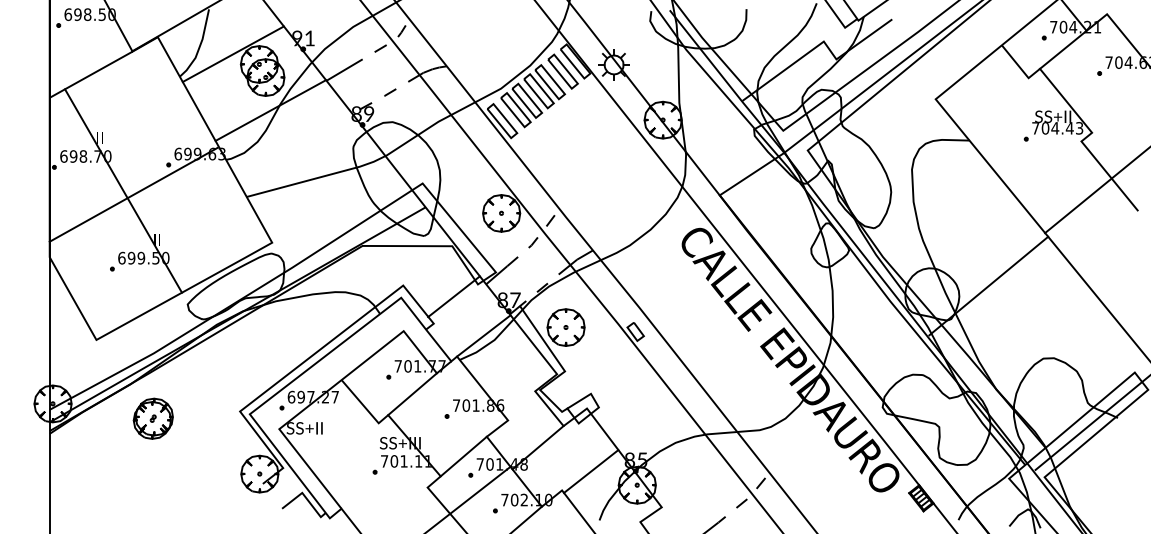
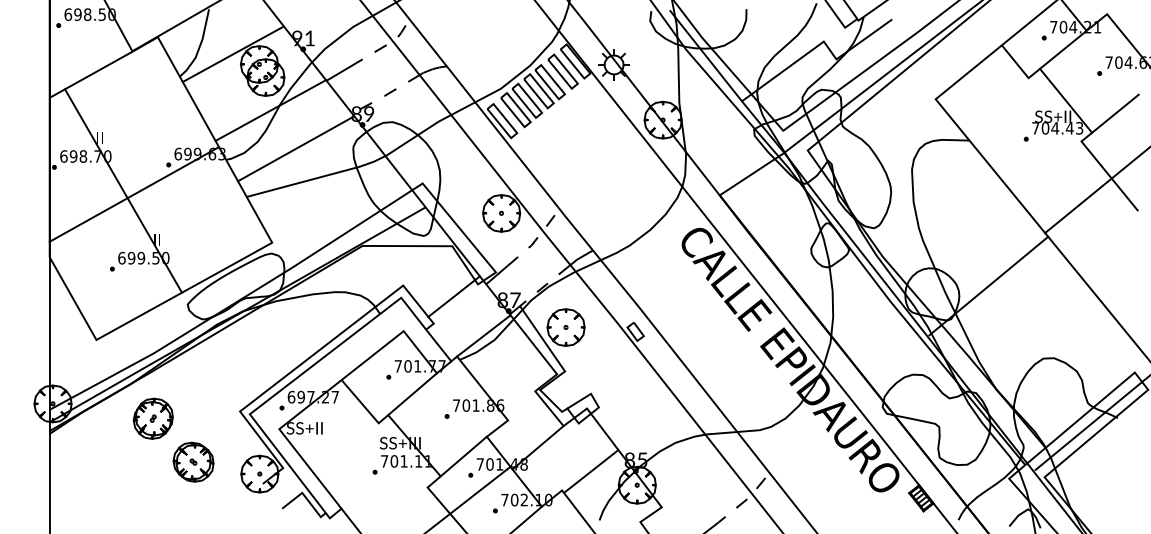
line: none -> present (1115, 113)
line: none -> present (296, 148)
part: none -> present (193, 461)
